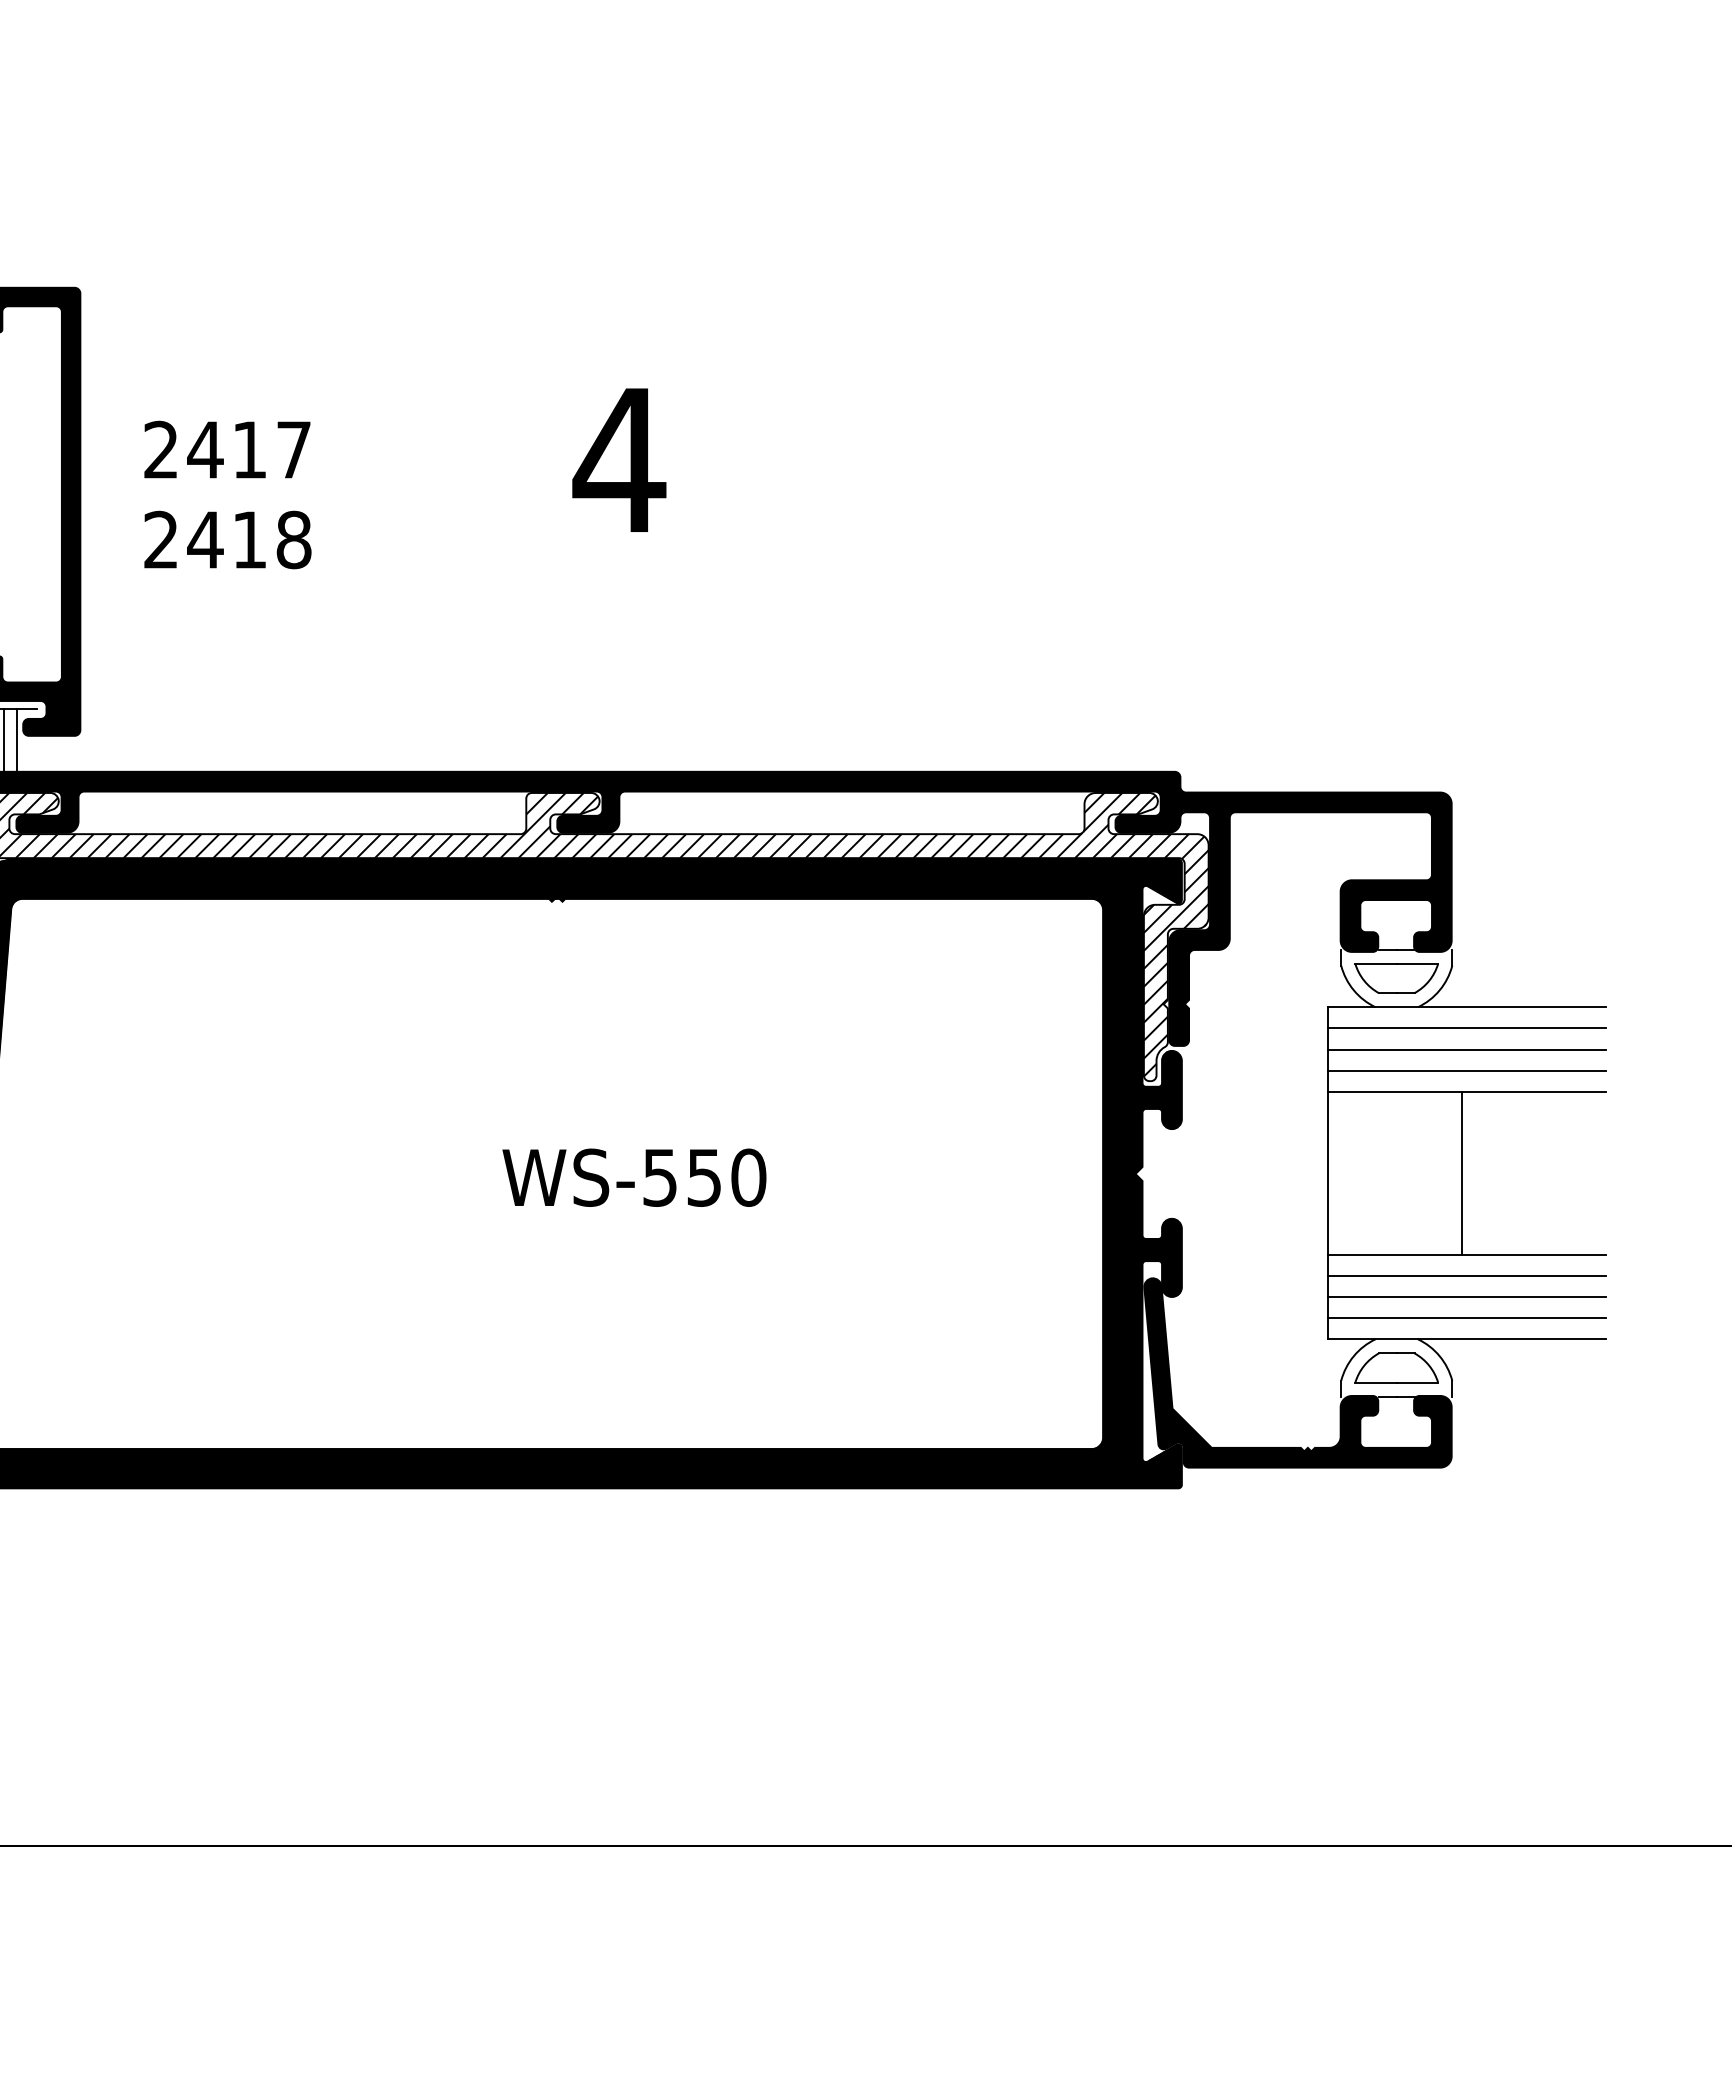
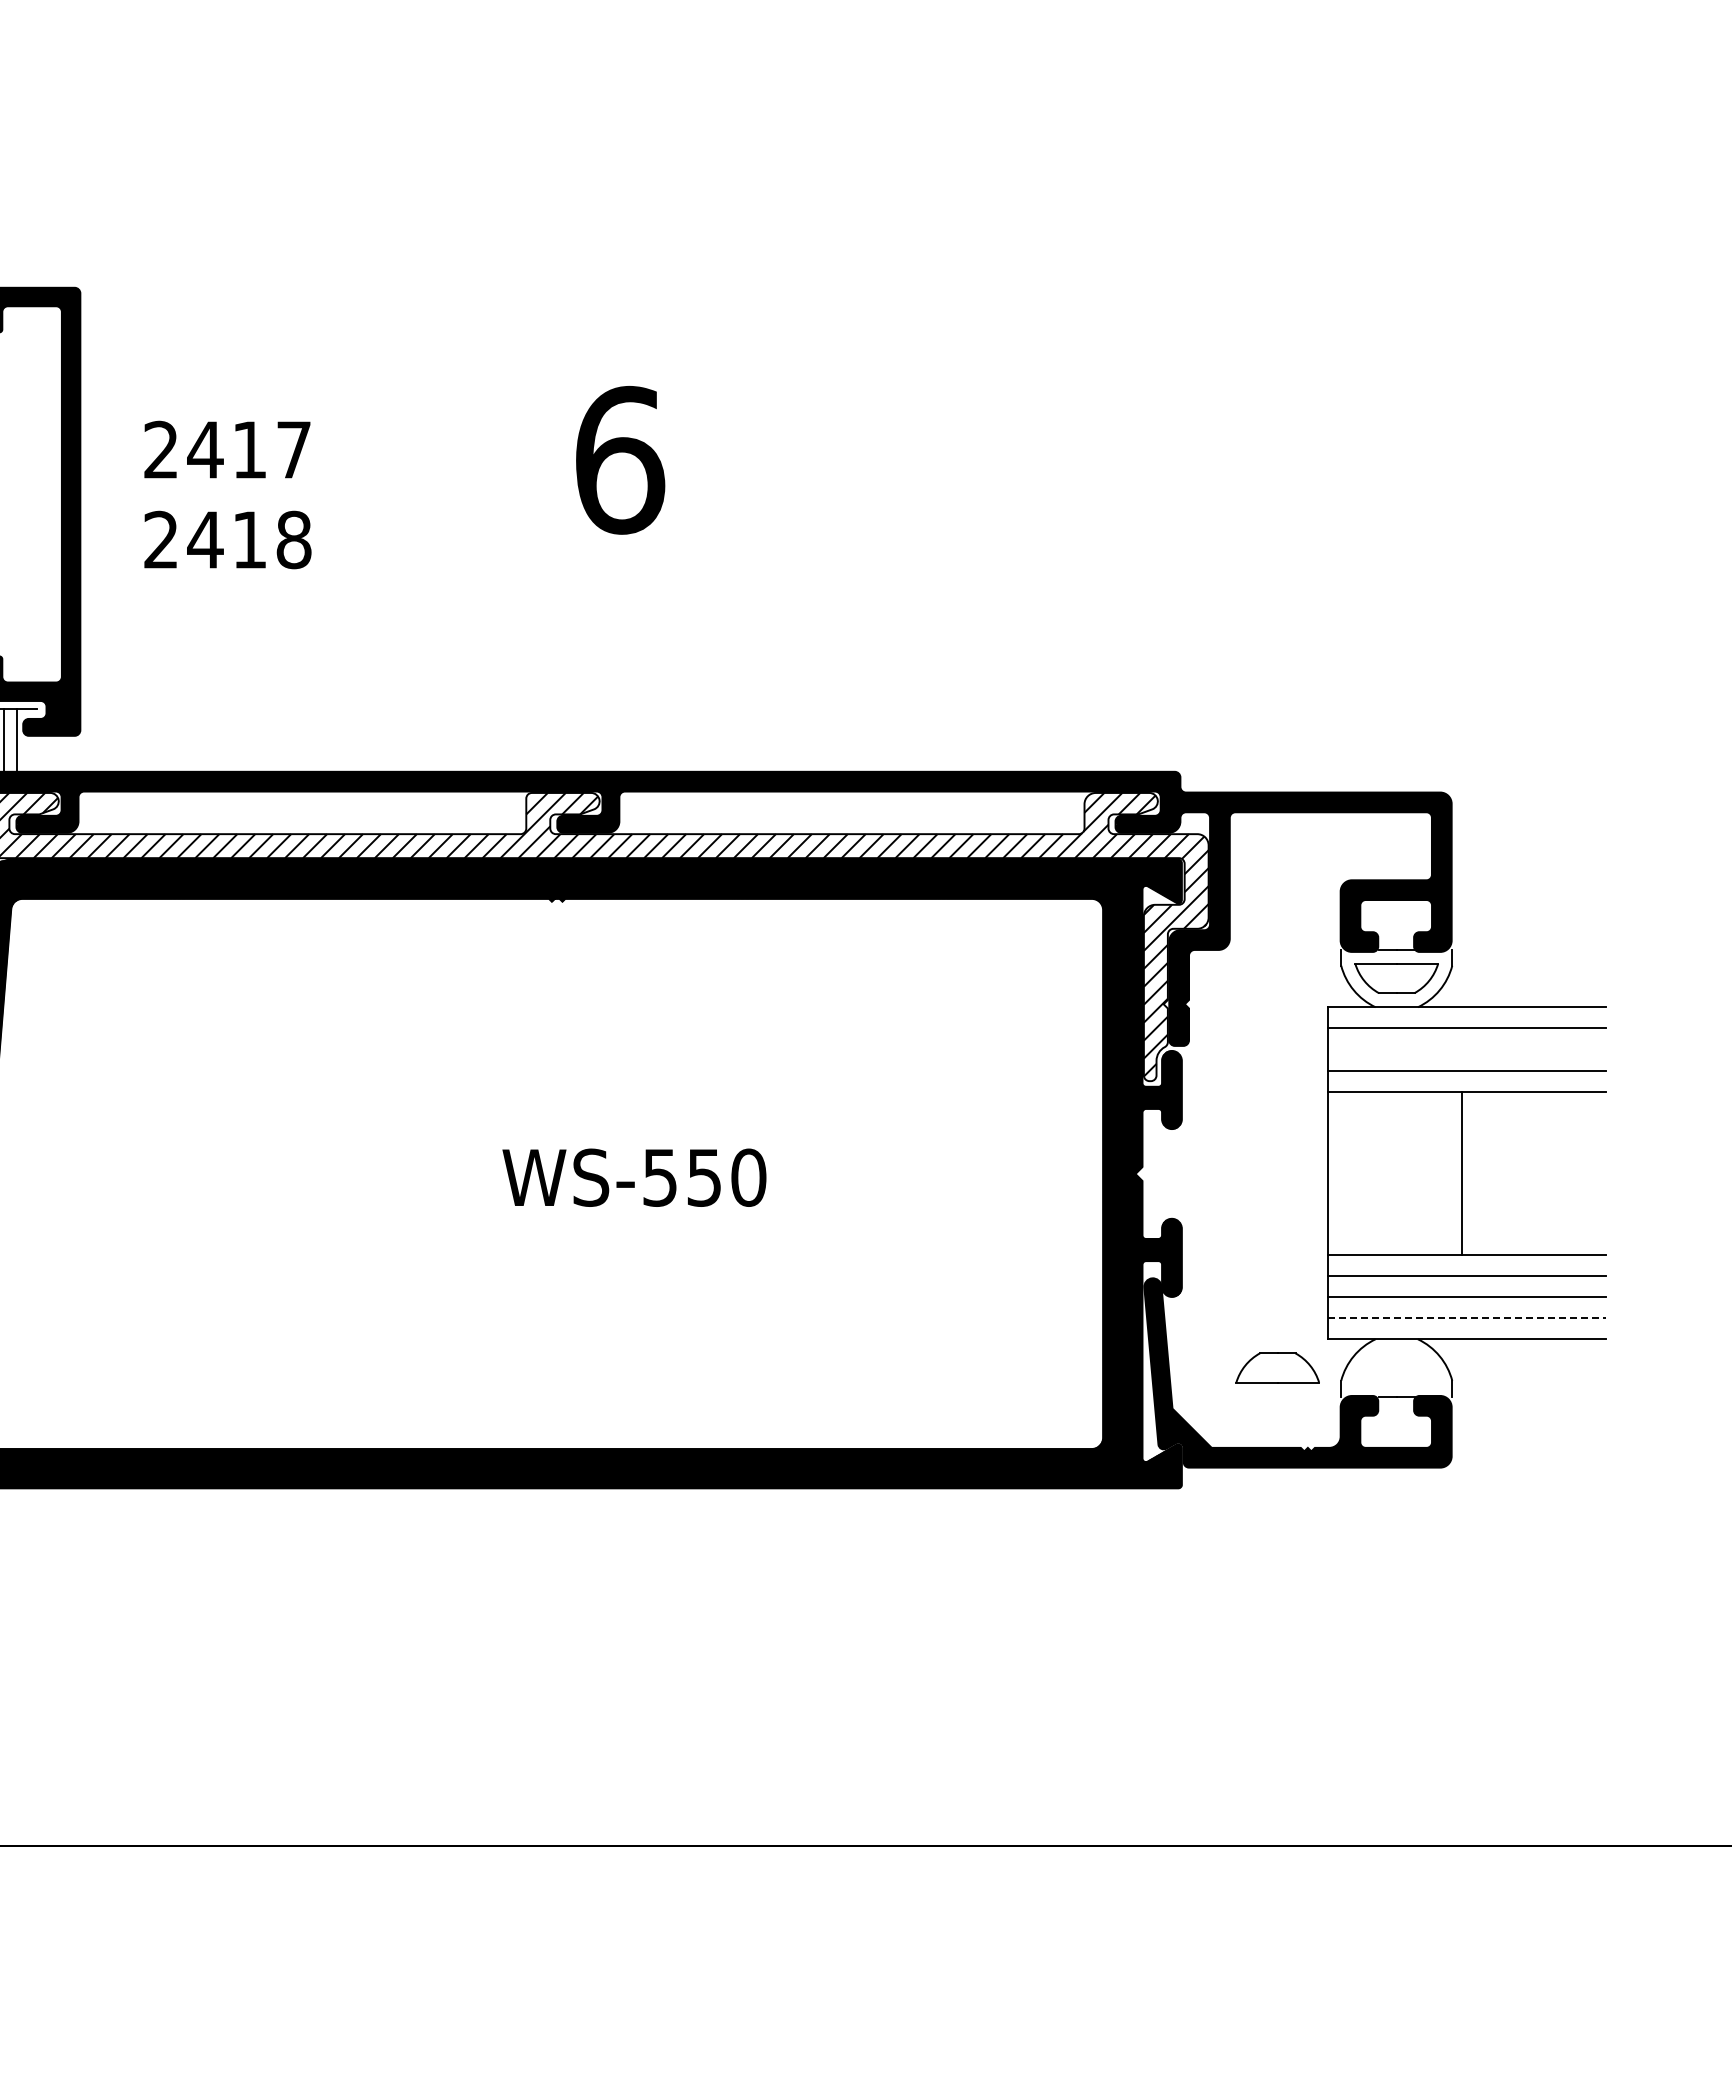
text: 4 -> 6 (619, 459)
line: present -> none (1466, 1049)
line: solid -> dashed (1467, 1318)
part position: (1396, 1367) -> (1277, 1367) (1277, 1367)
